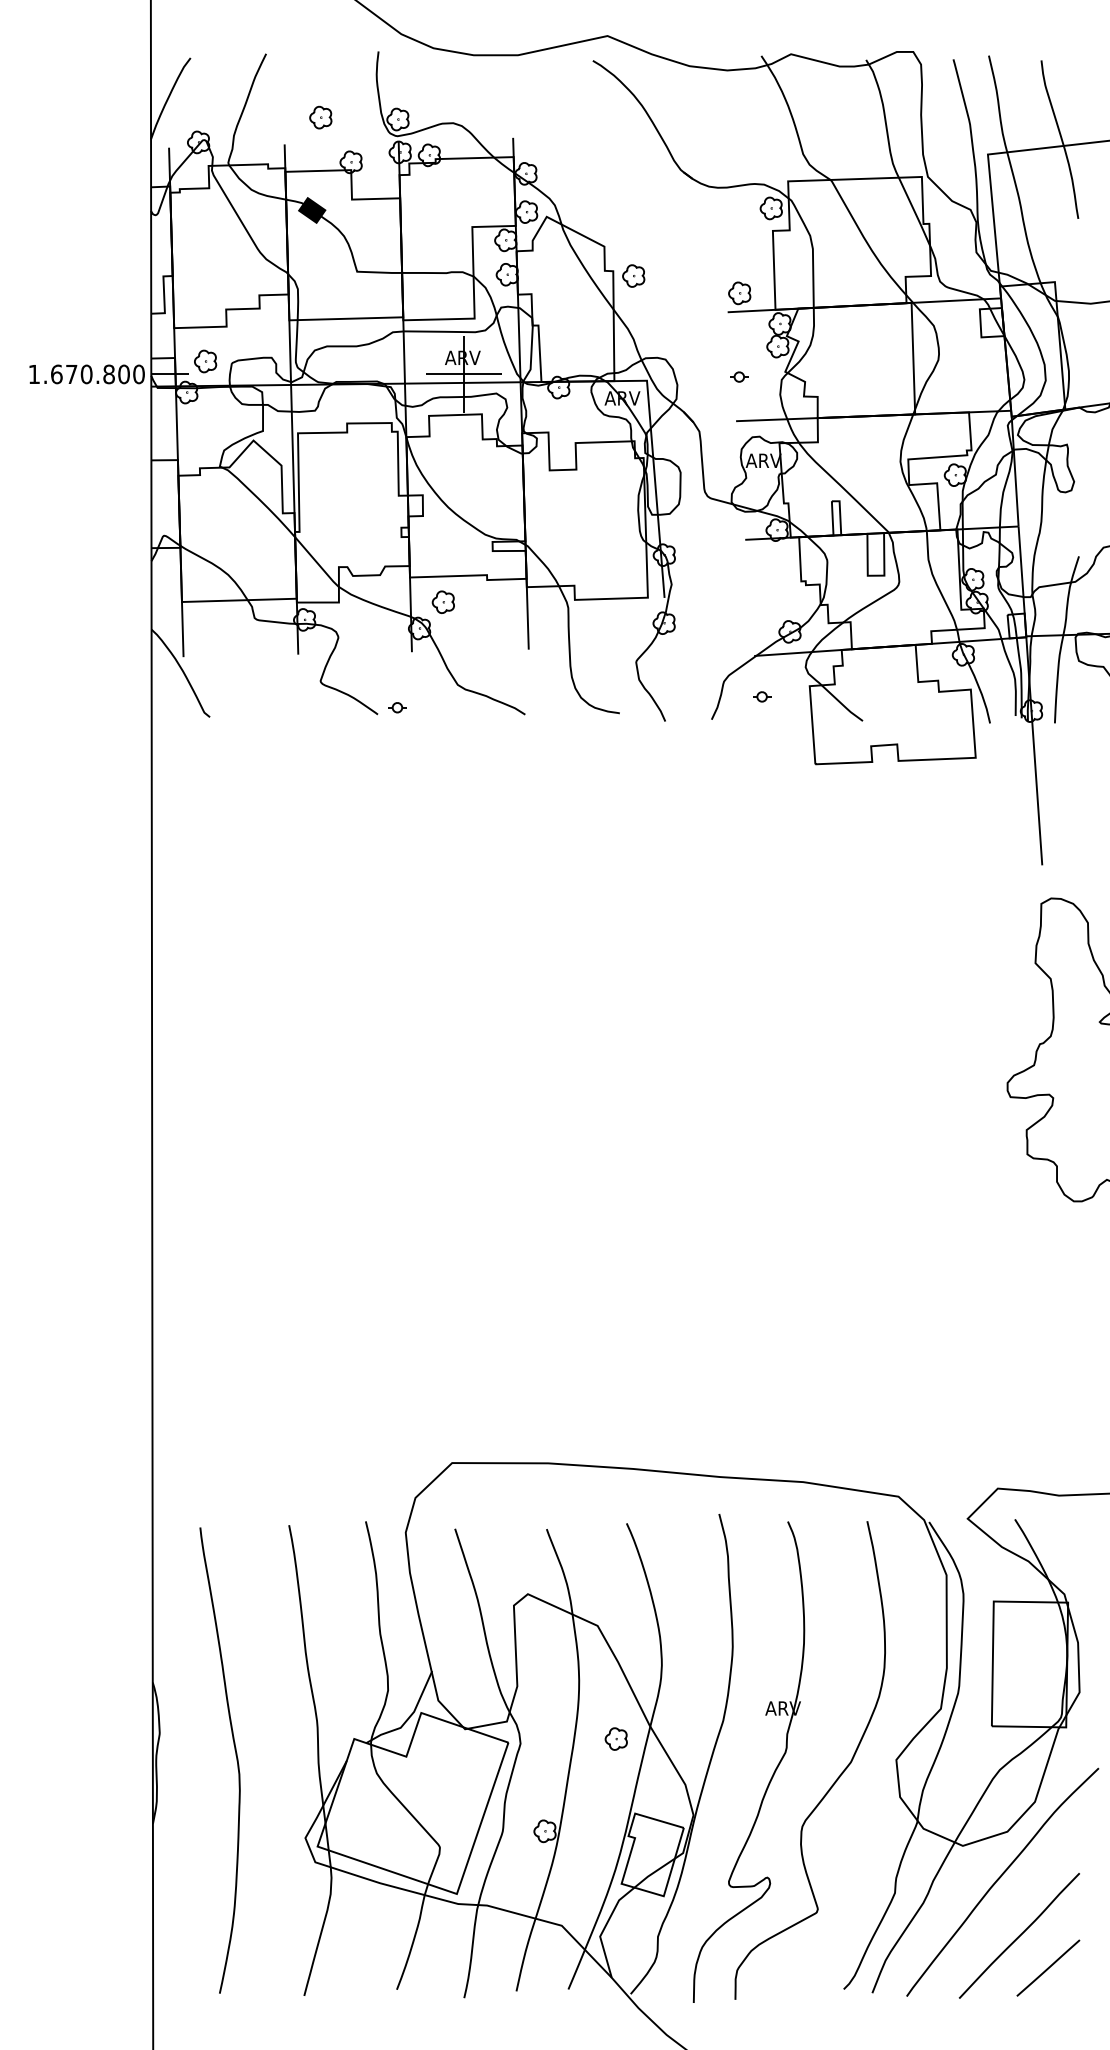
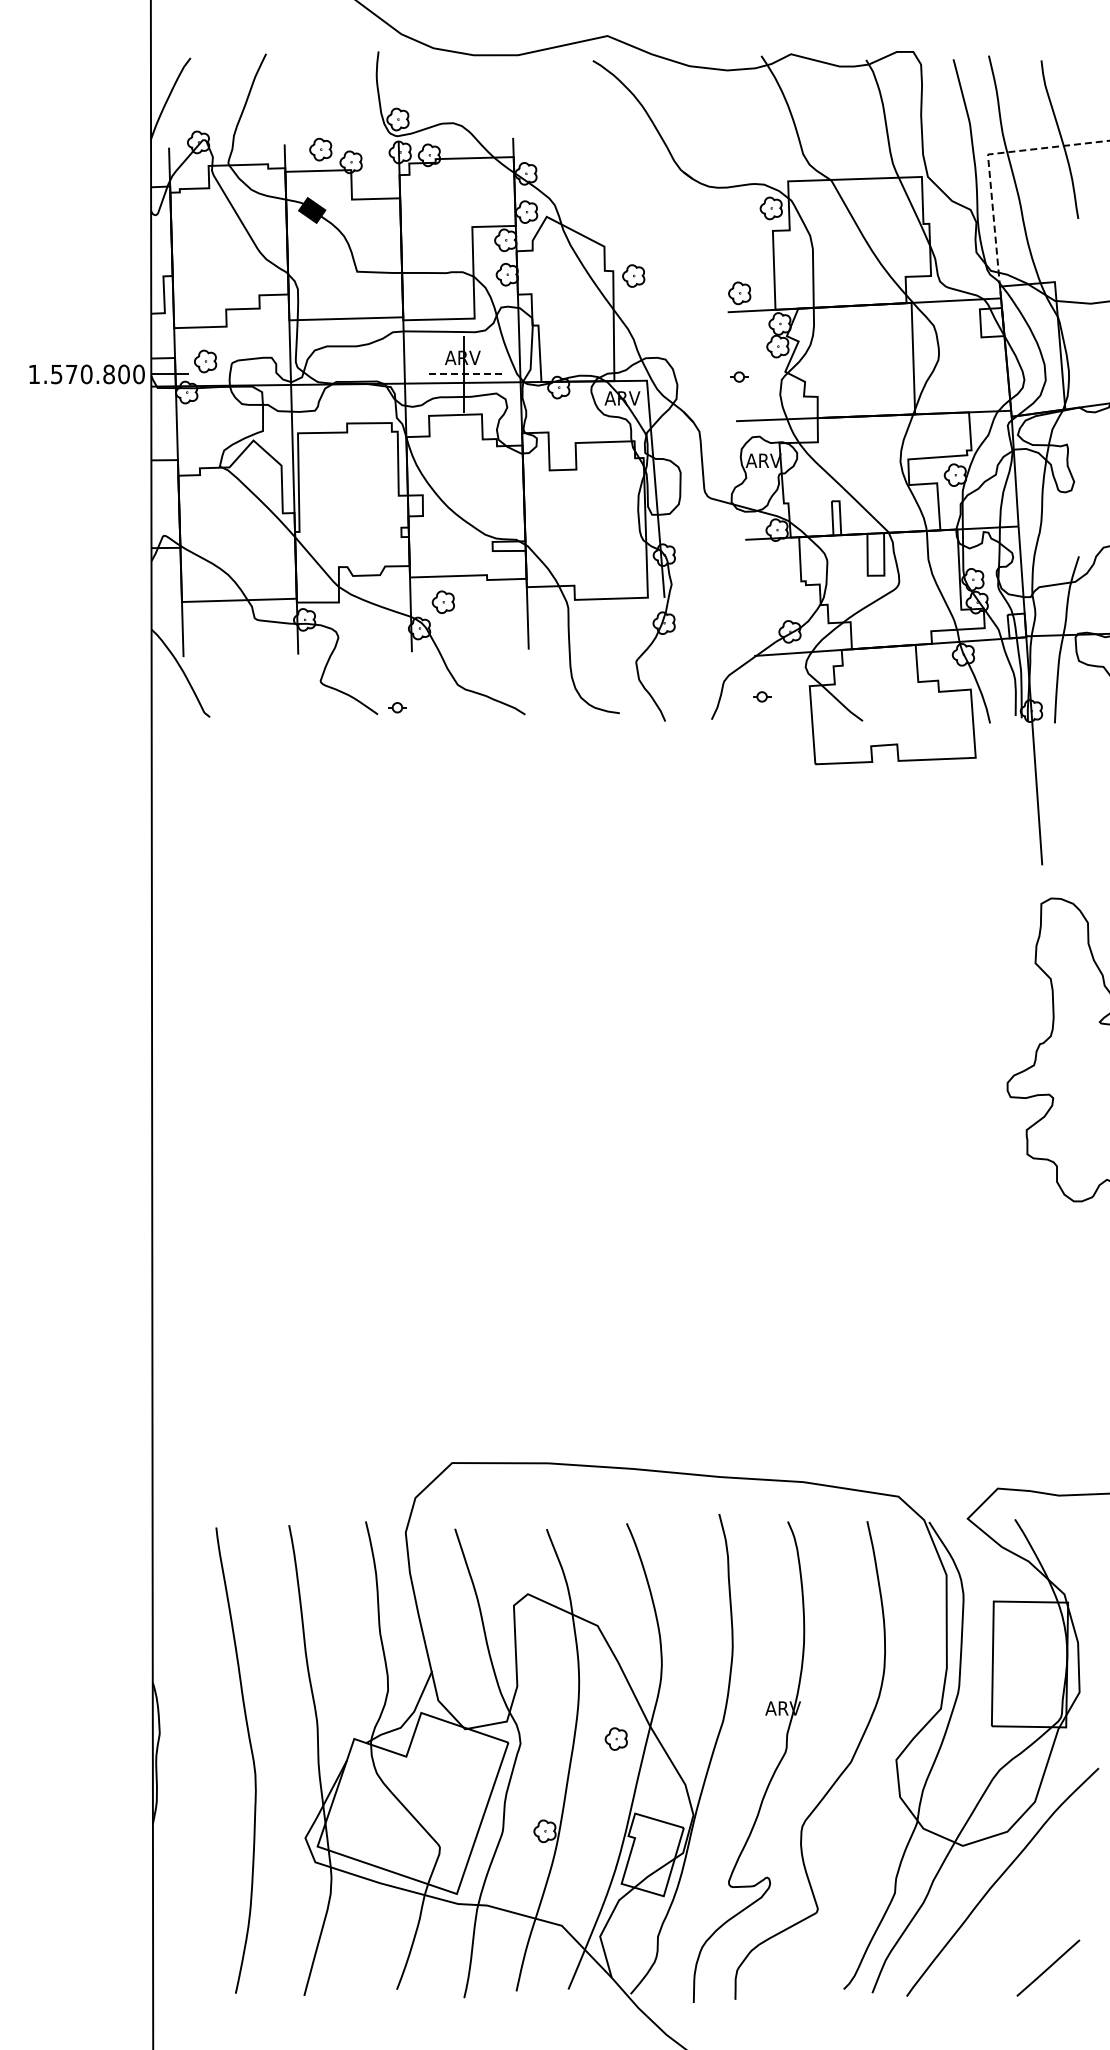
part position: (320, 117) -> (320, 149) (320, 149)
line: solid -> dashed (988, 165)
text: 1.670.800 -> 1.570.800 (56, 374)
line: solid -> dashed (463, 374)
curve position: (235, 1755) -> (251, 1755) (251, 1755)
line: present -> none (1018, 1935)
